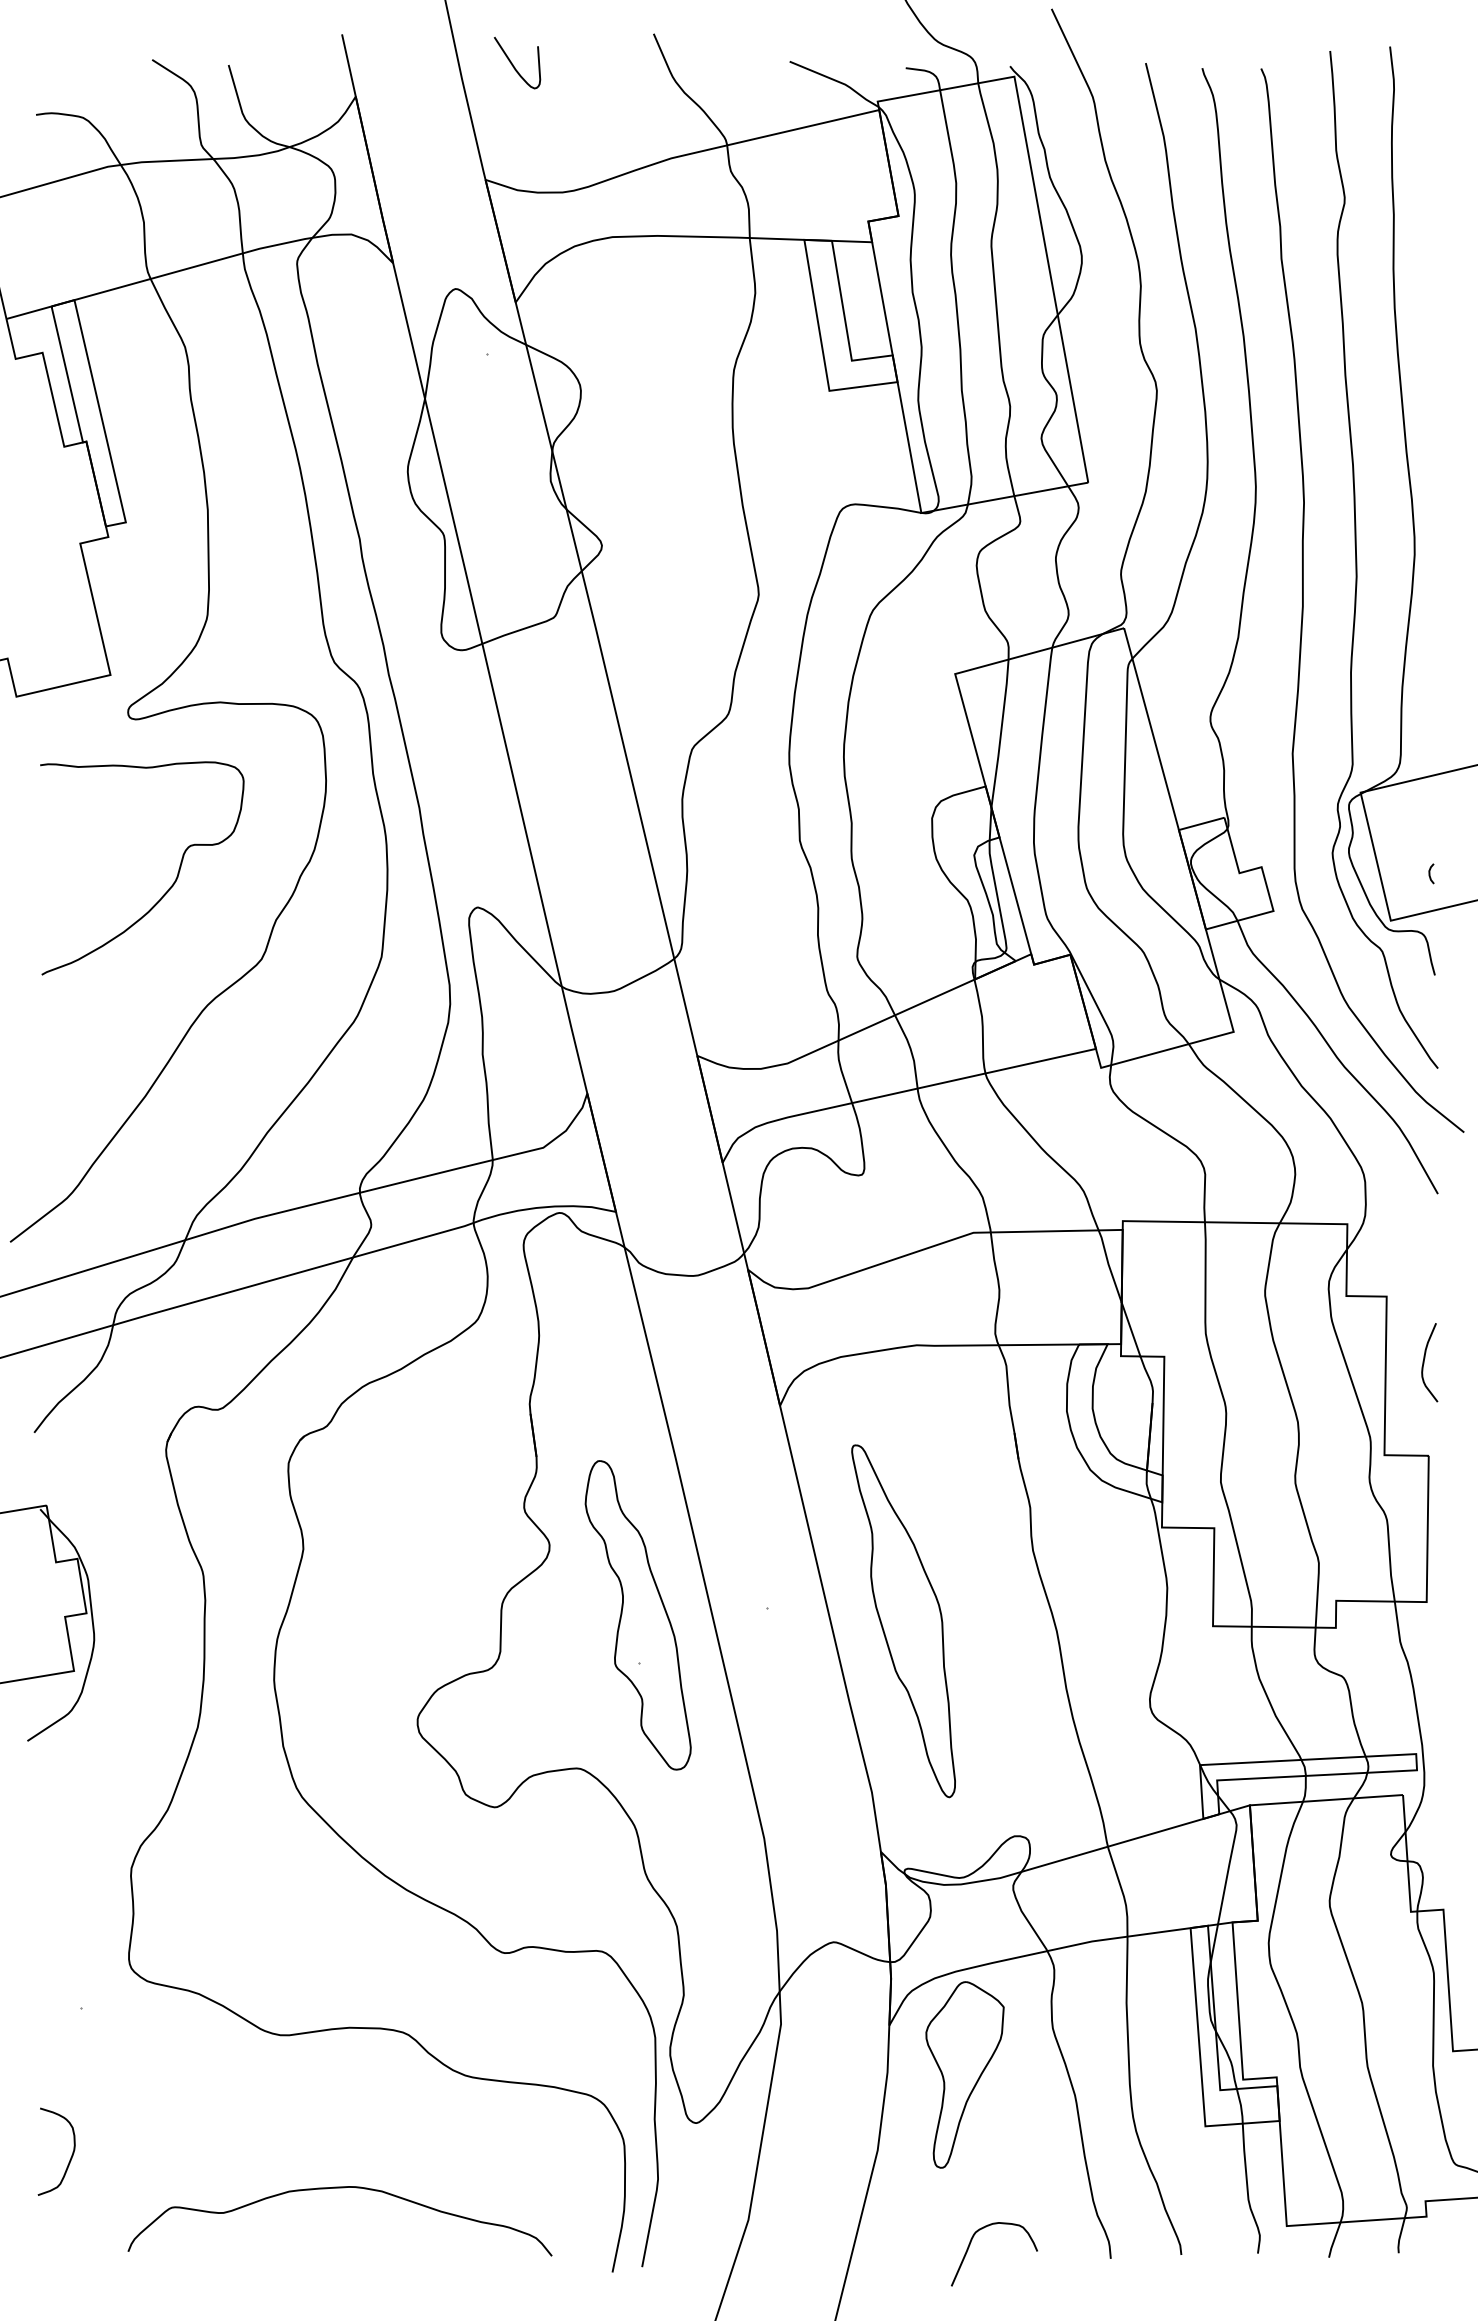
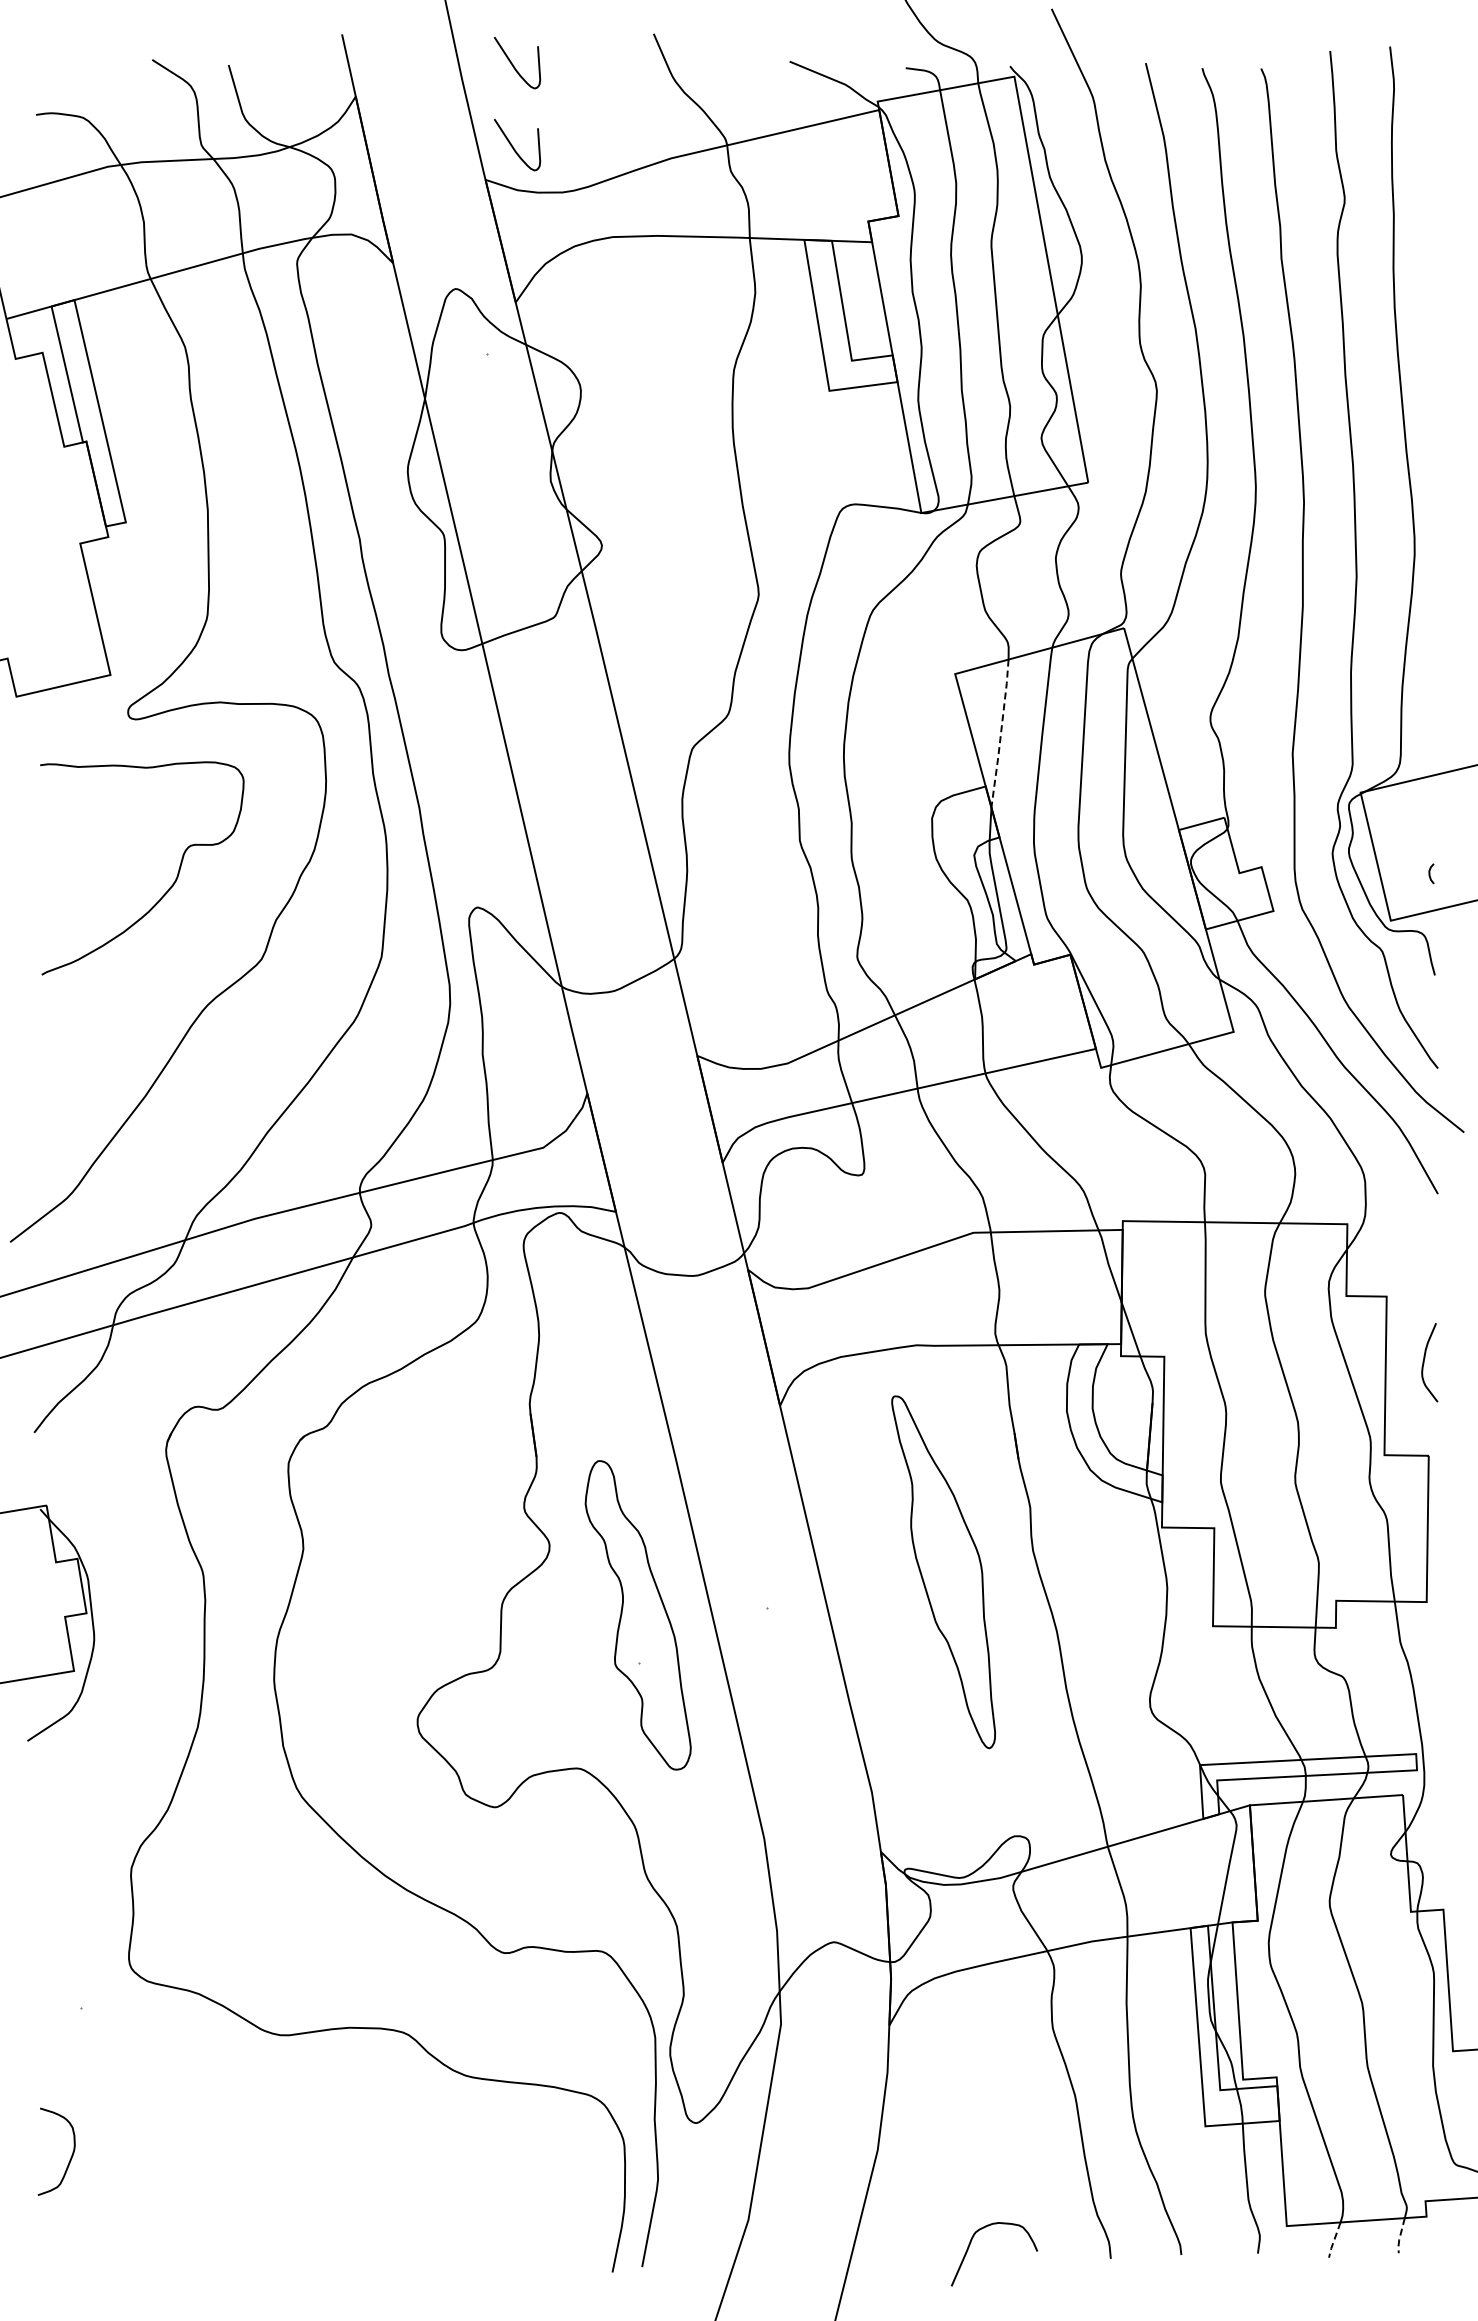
curve: none -> present (513, 146)
line: solid -> dashed (1000, 733)
part position: (903, 1621) -> (943, 1572) (943, 1572)
part: present -> none (964, 2074)
curve: present -> none (339, 2188)
line: solid -> dashed (1399, 2237)
line: solid -> dashed (1333, 2240)
